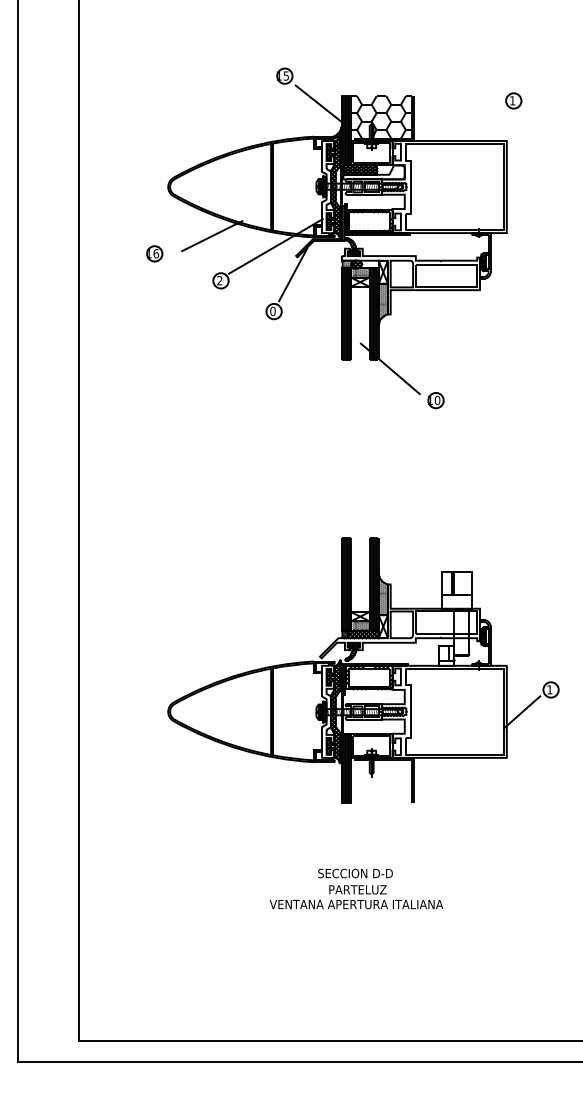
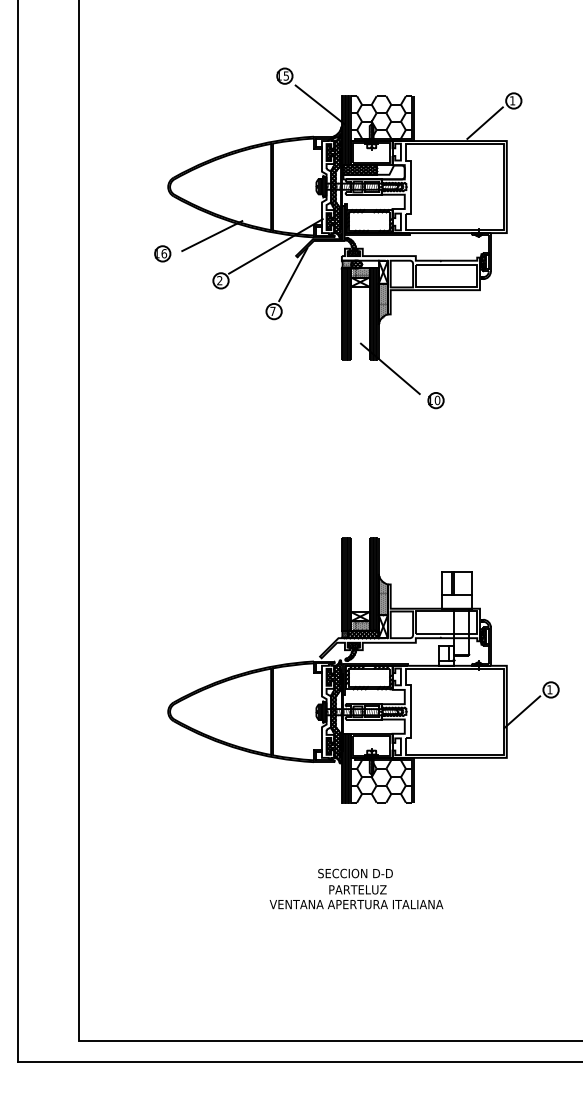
line: none -> present (484, 122)
part position: (154, 253) -> (162, 253) (162, 253)
text: 0 -> 7 (272, 311)
hatch: none -> present (381, 780)
